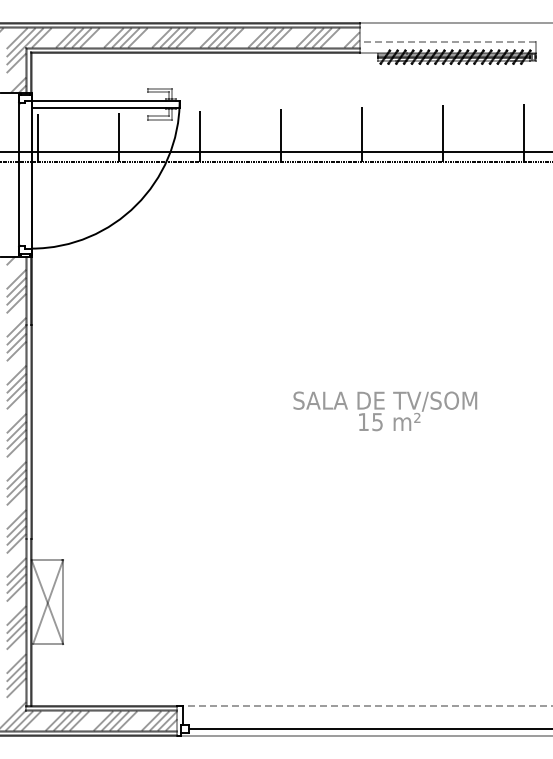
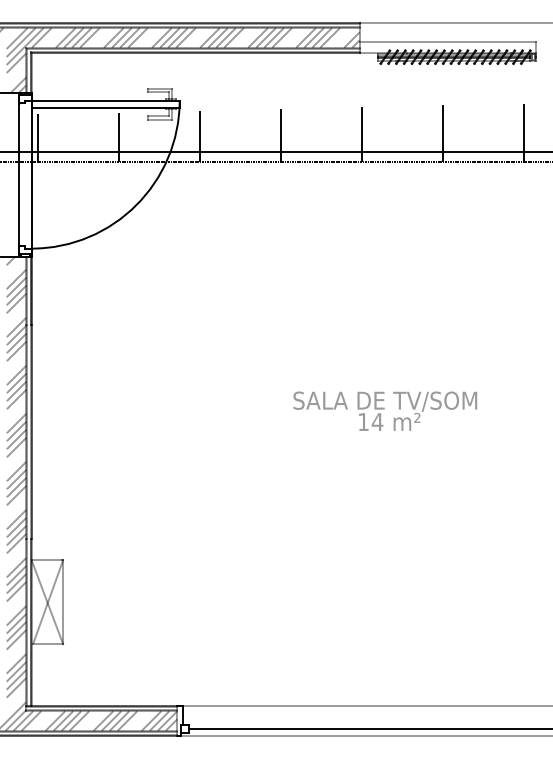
line: dashed -> solid (447, 42)
text: 15 -> 14 (377, 422)
line: dashed -> solid (365, 705)
